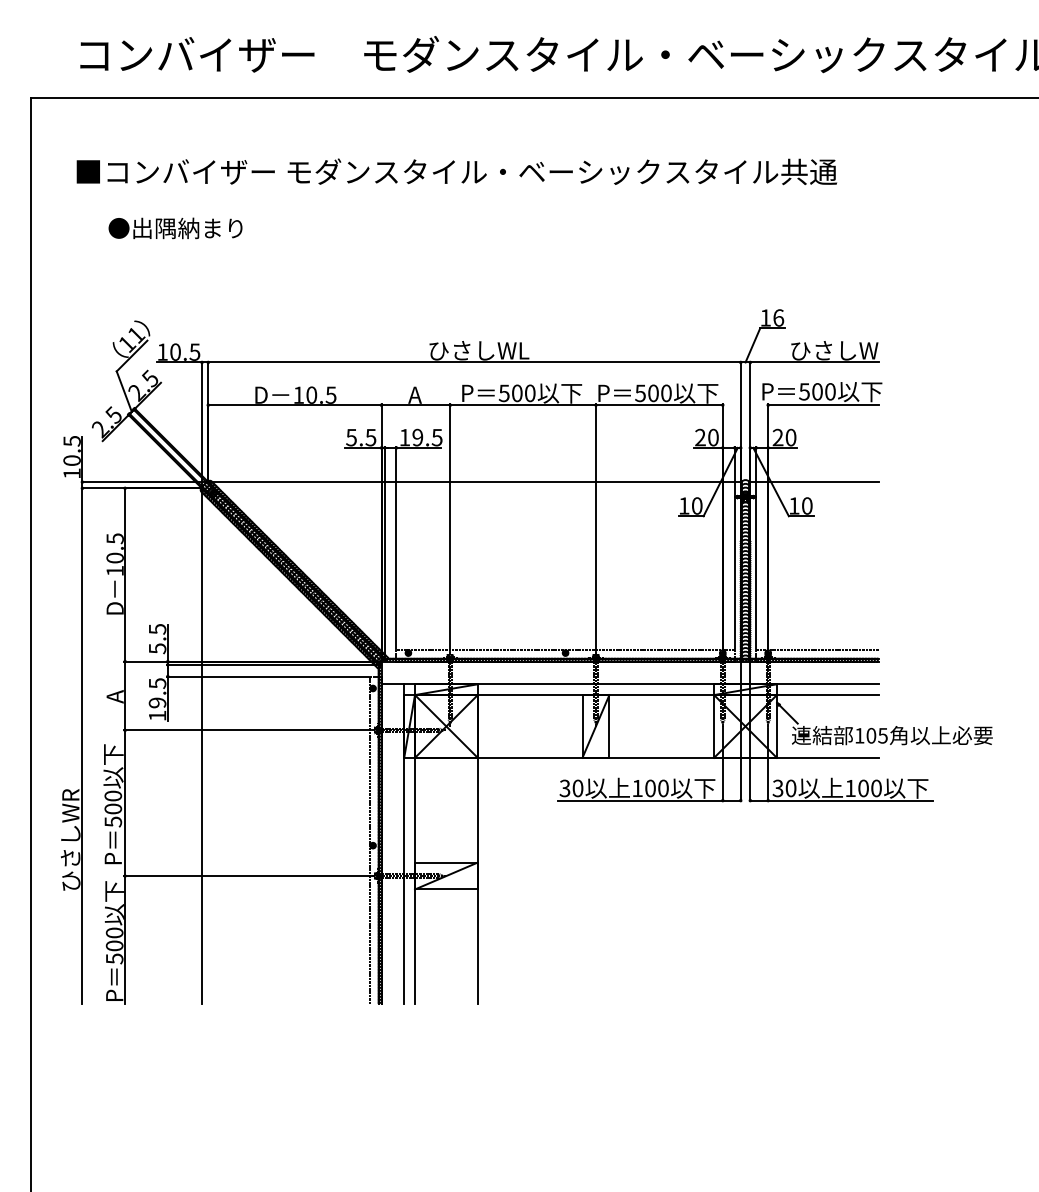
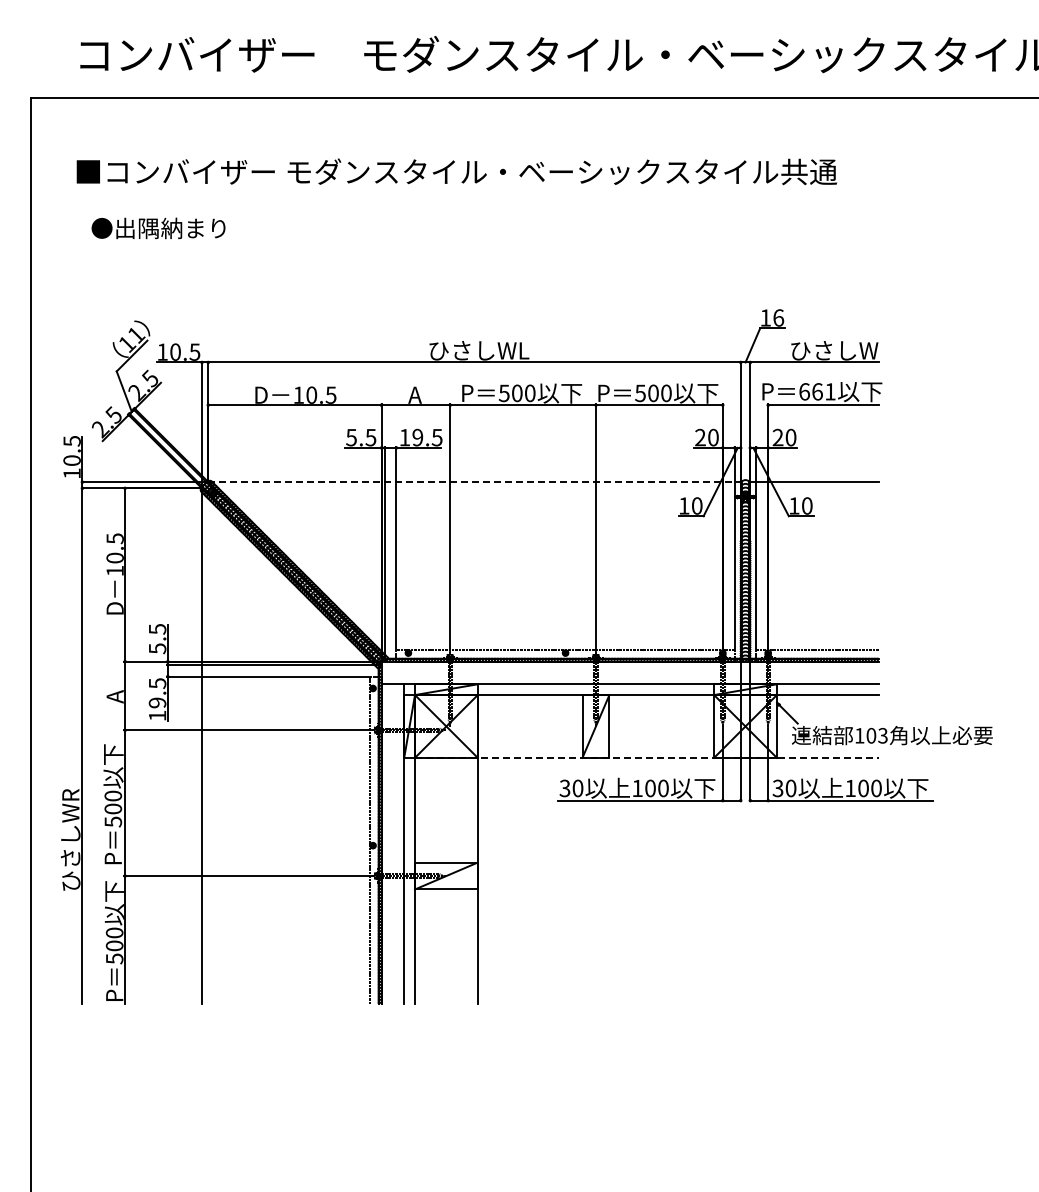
text position: (175, 228) -> (158, 228) (158, 228)
text: 500 -> 661 (817, 391)
line: solid -> dashed (475, 482)
text: 105 -> 103 (882, 734)
line: solid -> dashed (646, 757)
